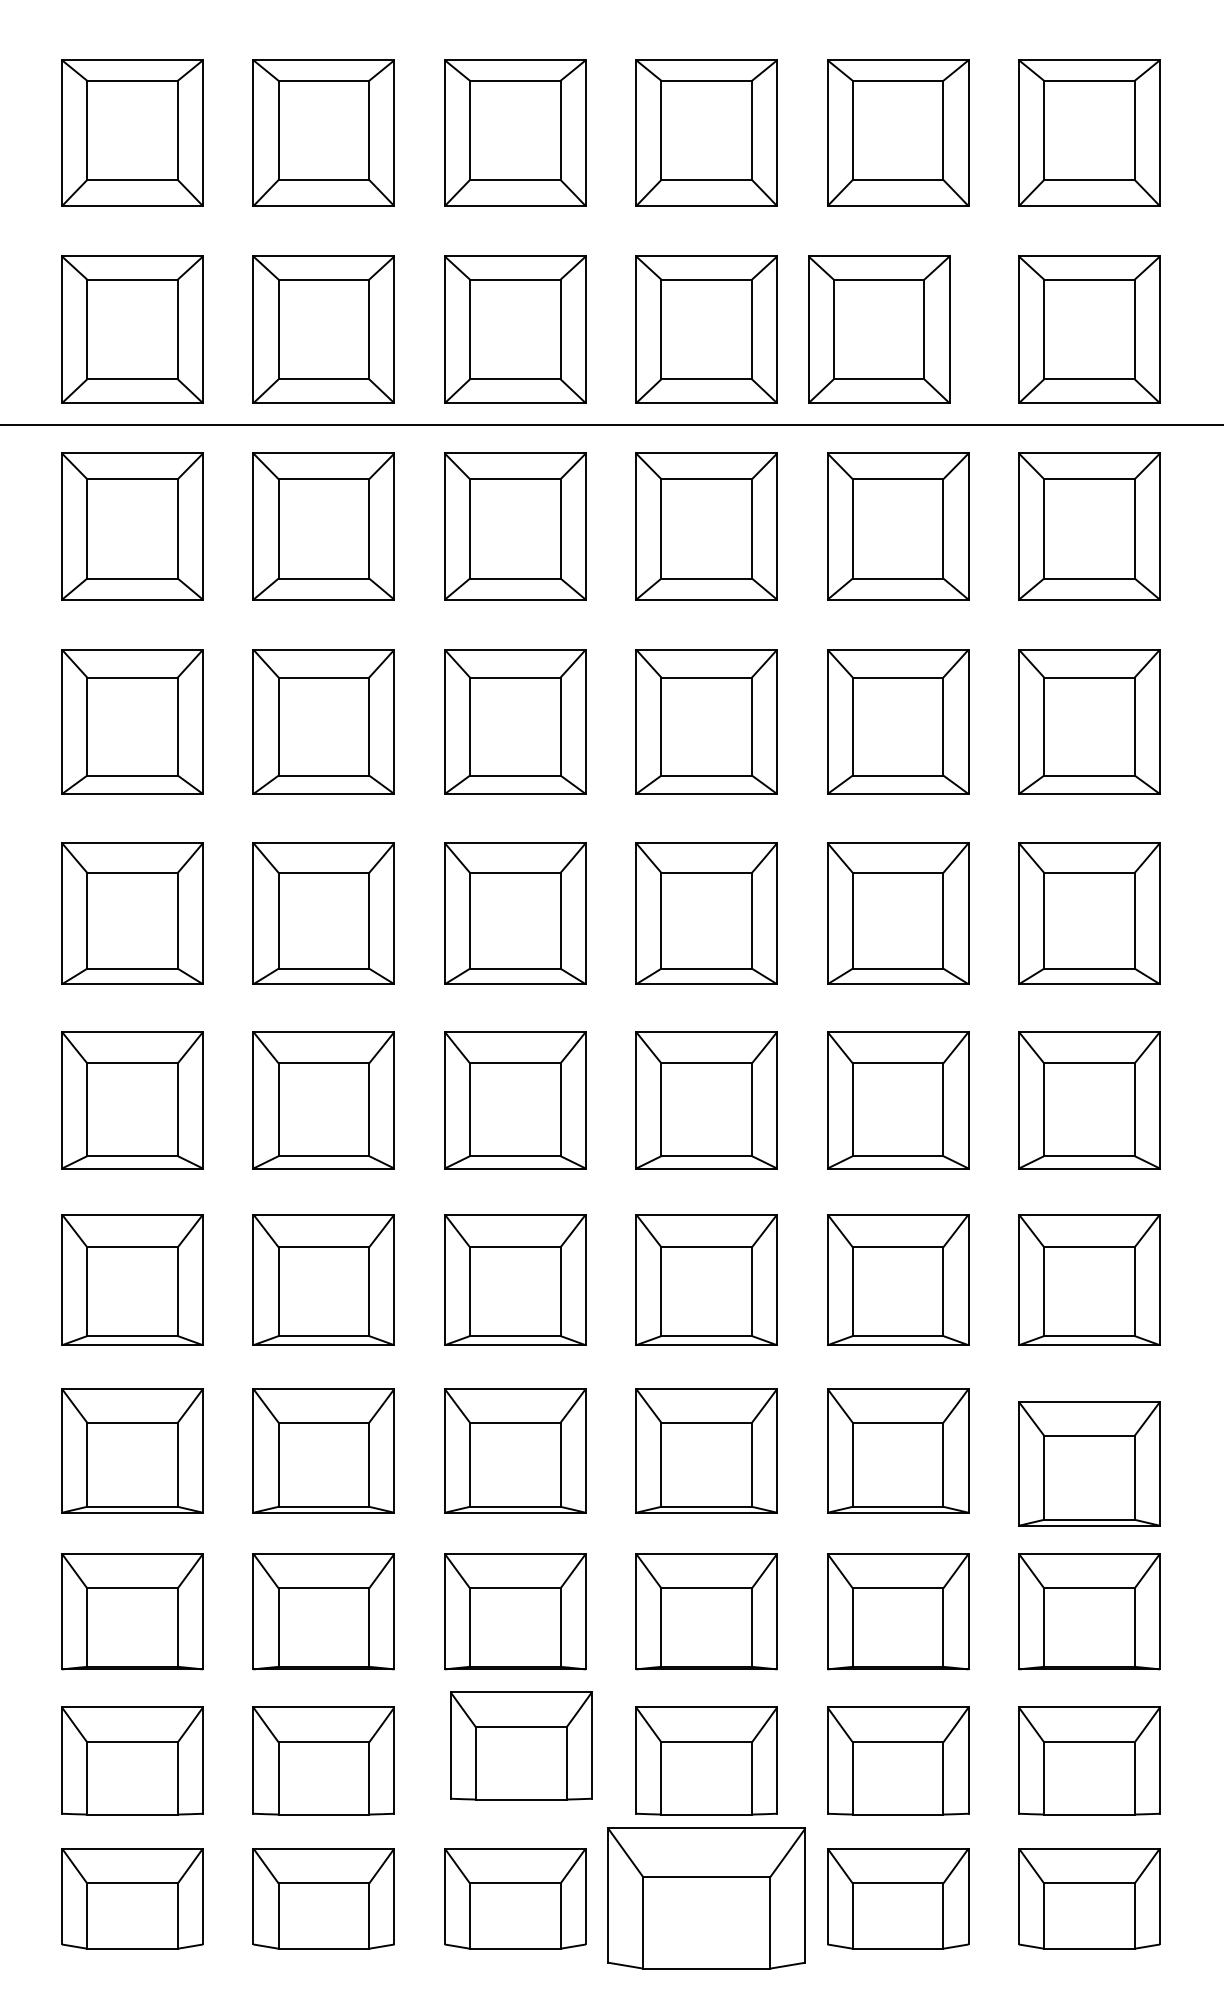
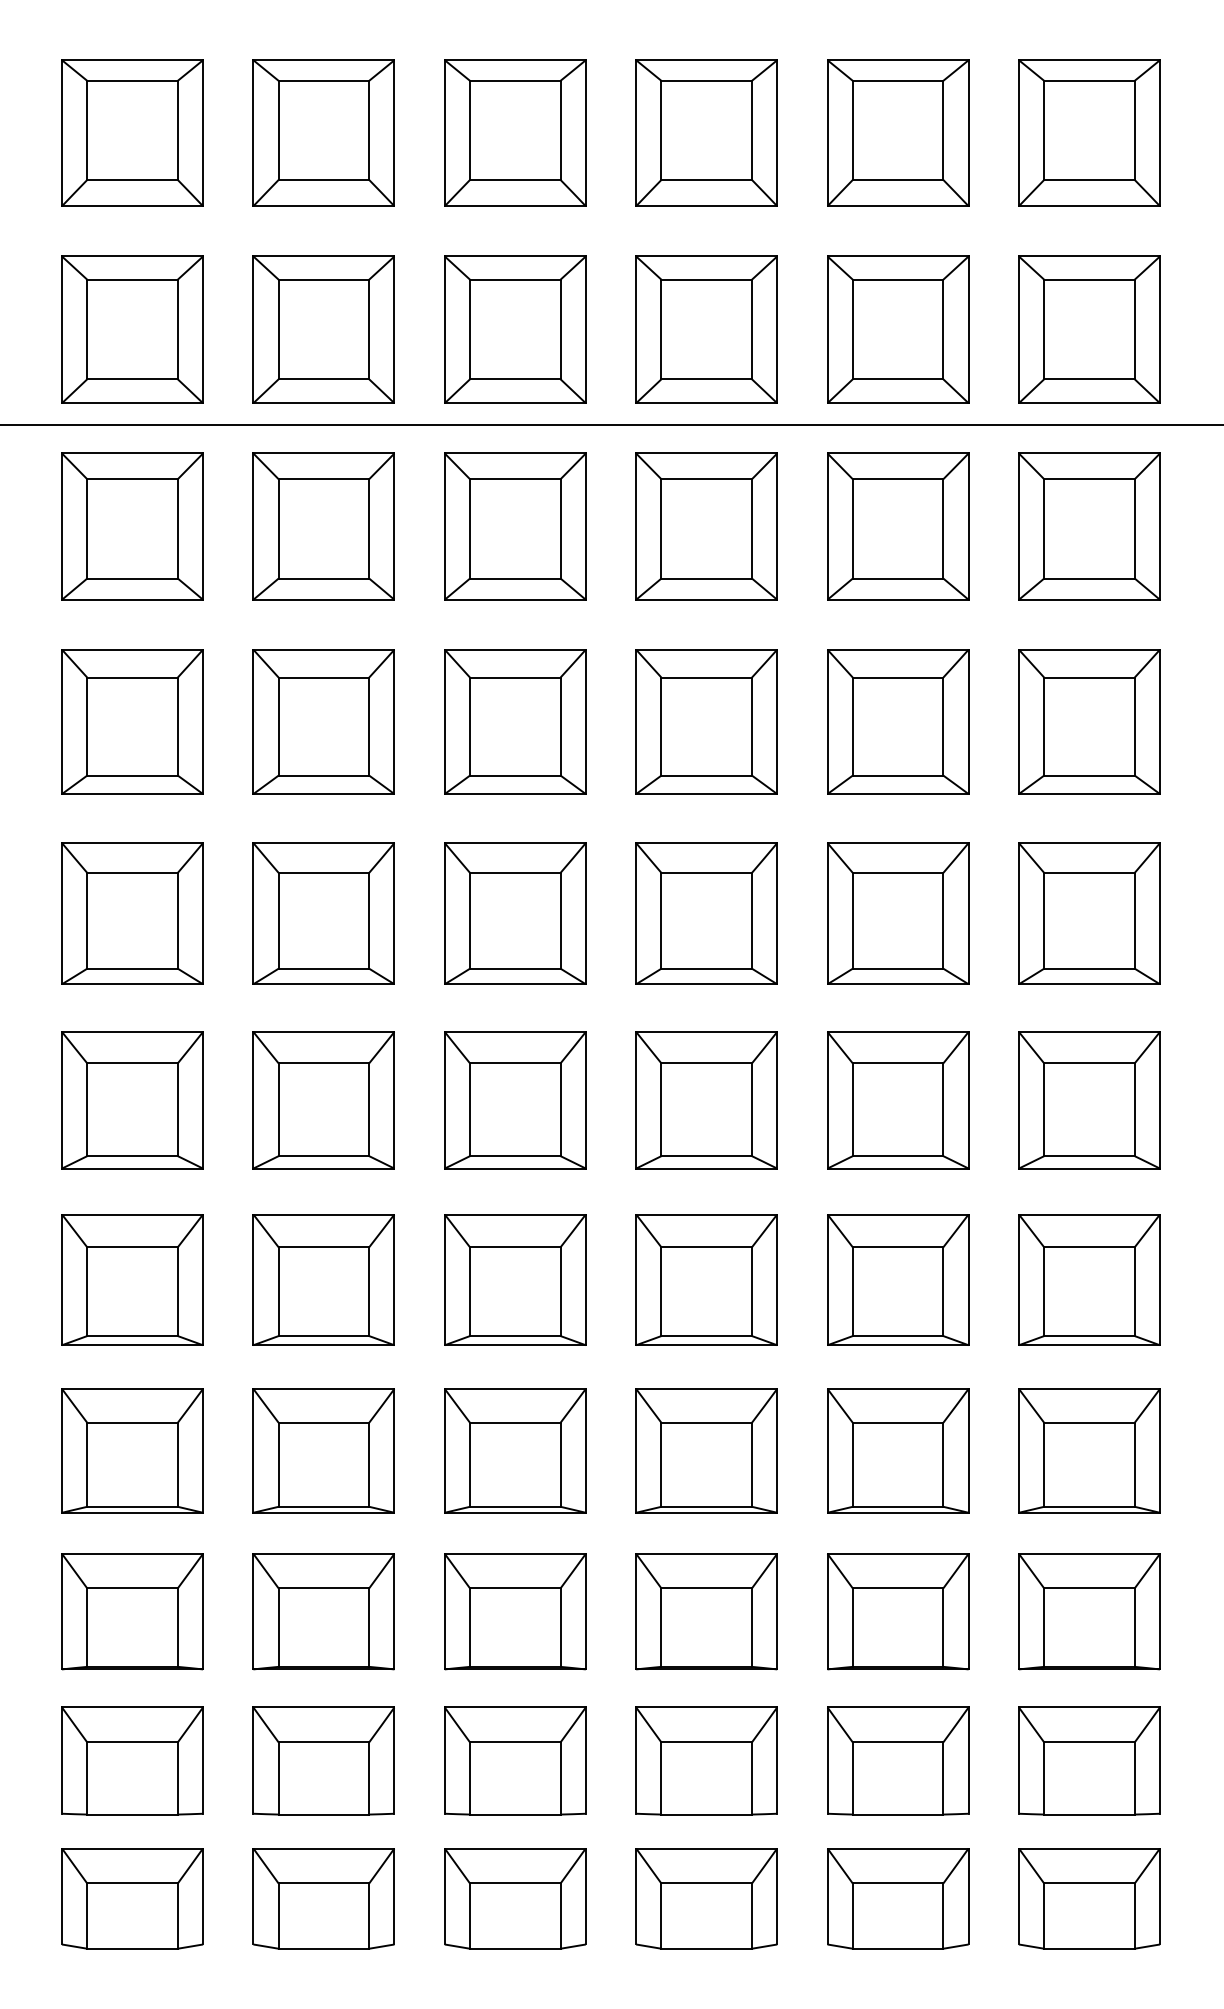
part position: (879, 329) -> (898, 329) (898, 329)
part position: (1089, 1463) -> (1089, 1450) (1089, 1450)
part position: (521, 1745) -> (515, 1760) (515, 1760)
part size: 199x143 px -> 143x102 px (706, 1898)
